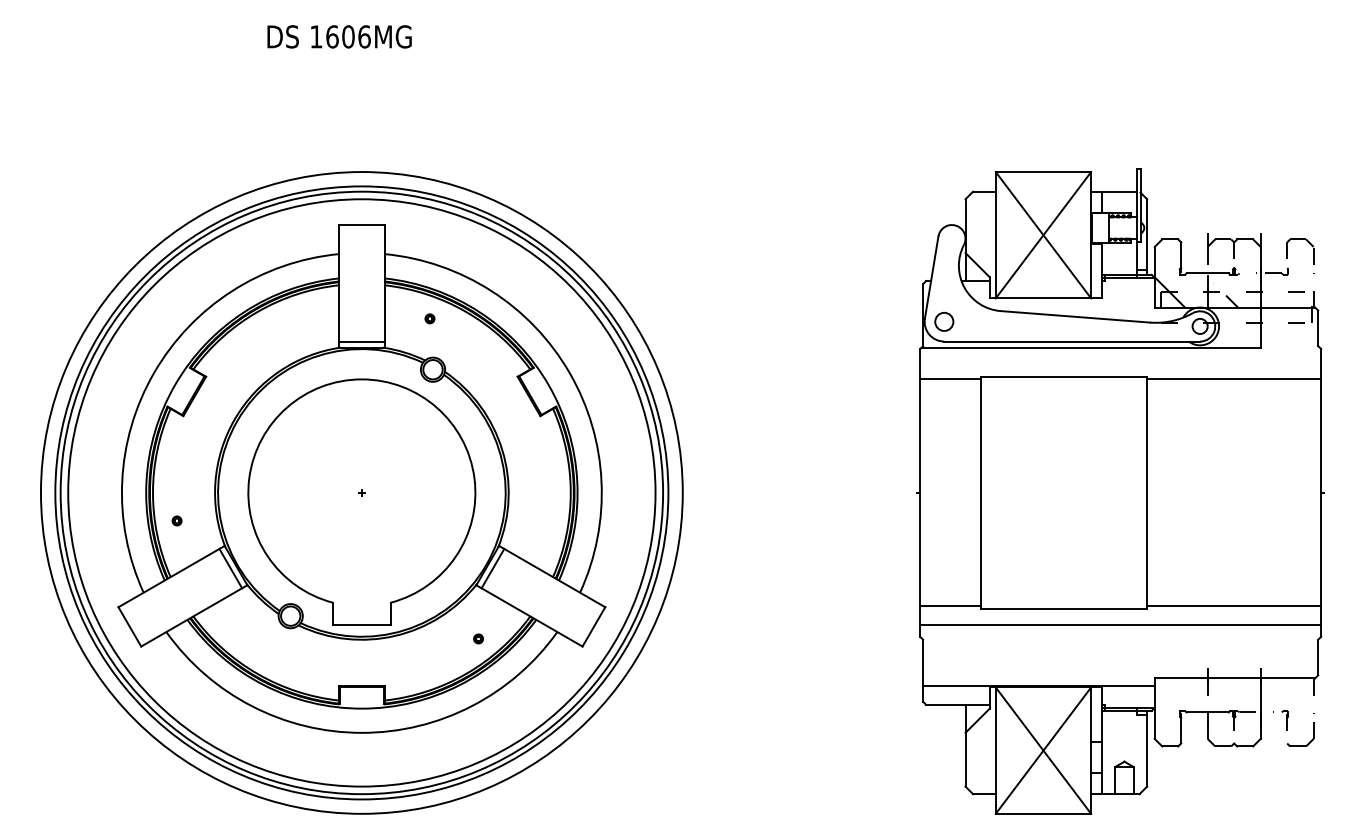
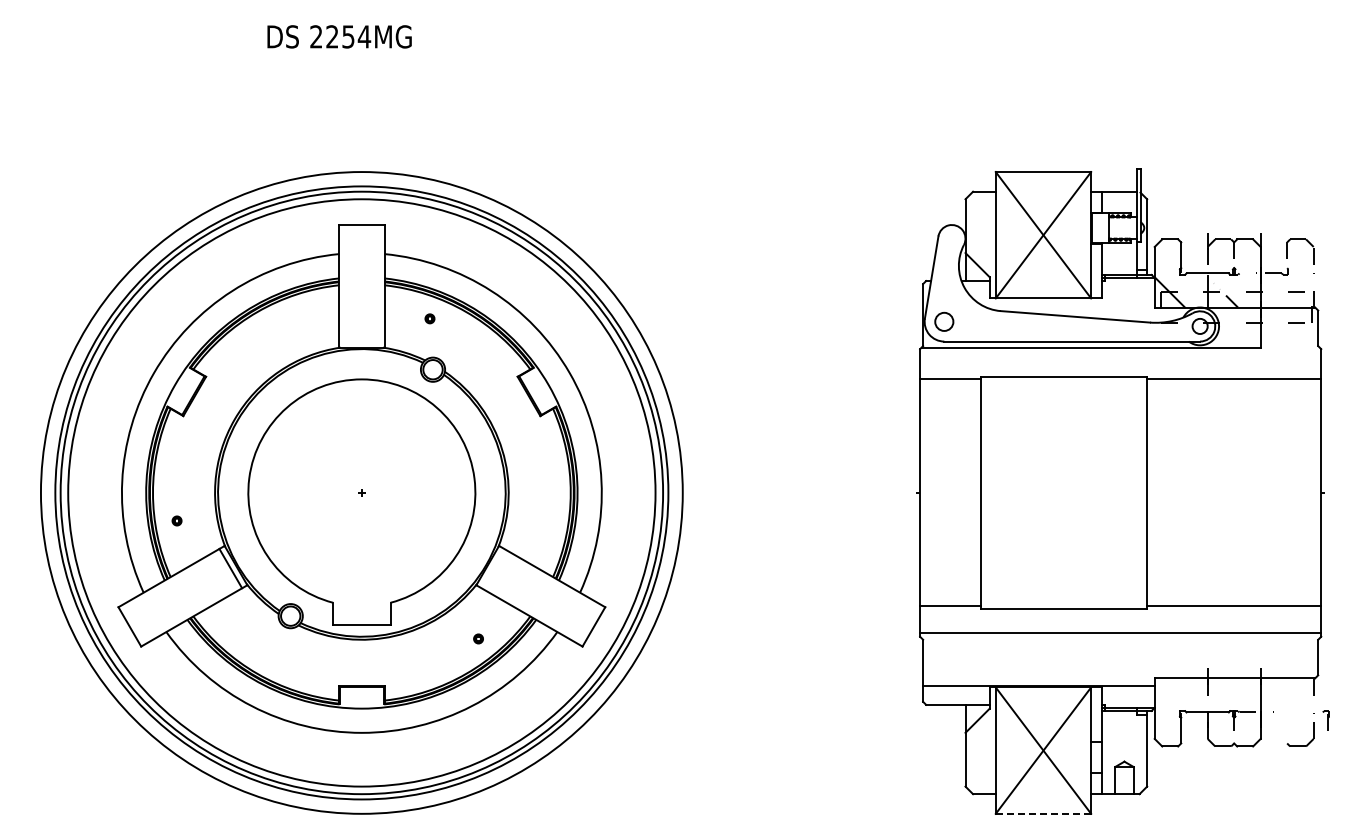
text: 1606MG -> 2254MG (340, 36)
line: present -> none (361, 341)
line: present -> none (492, 568)
line position: (1120, 624) -> (1120, 632) (1120, 632)
part position: (1284, 720) -> (1325, 720) (1325, 720)
line: solid -> dashed (1043, 813)
